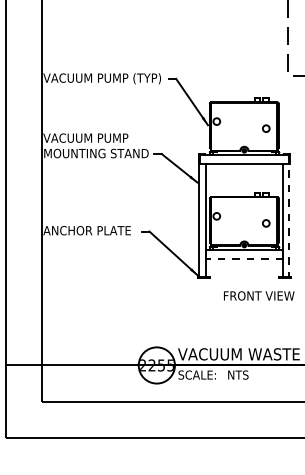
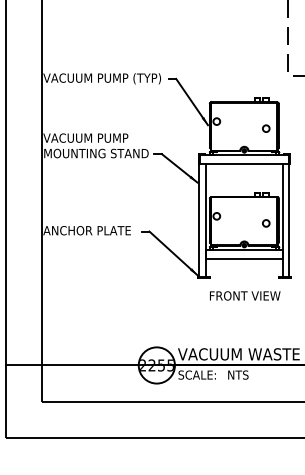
line: dashed -> solid (289, 216)
line: dashed -> solid (244, 259)
text position: (259, 295) -> (245, 295) (245, 295)
